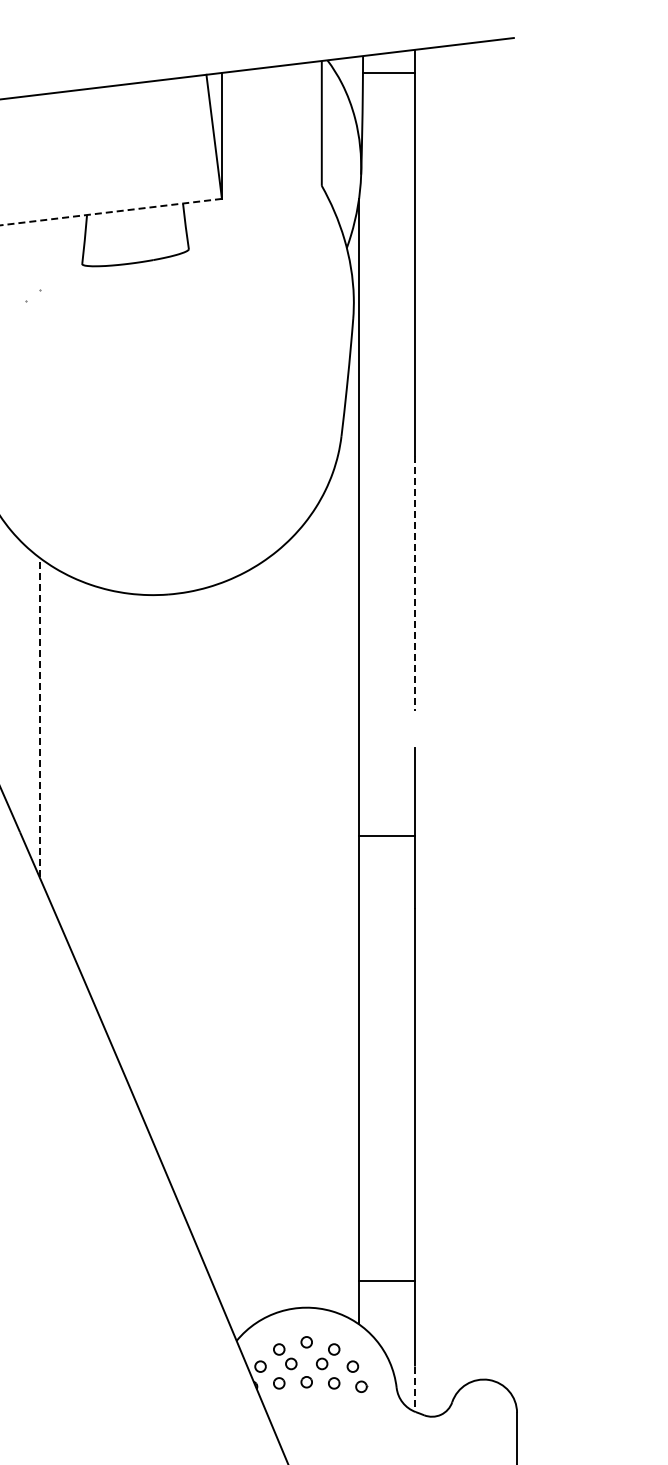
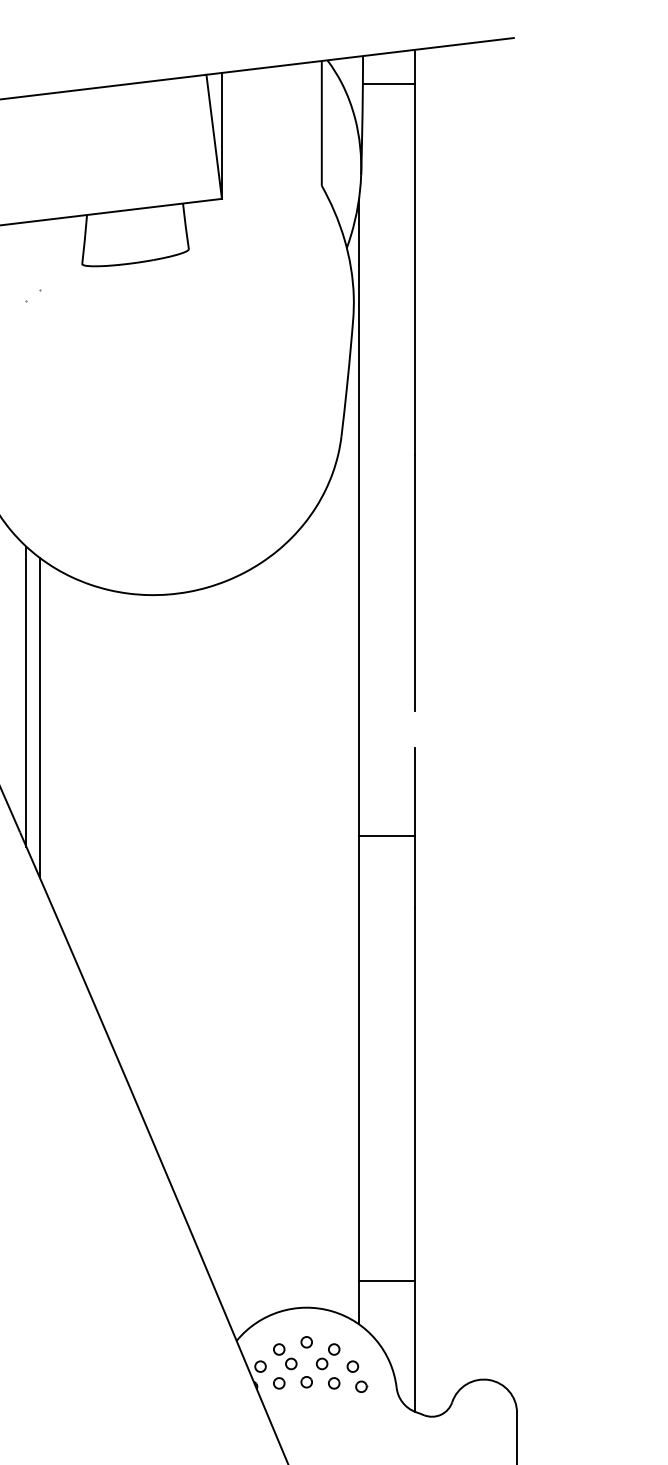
line position: (388, 73) -> (388, 84) (388, 84)
line: dashed -> solid (110, 212)
line: dashed -> solid (414, 584)
line: none -> present (26, 696)
line: dashed -> solid (39, 717)
line: dashed -> solid (414, 1389)
